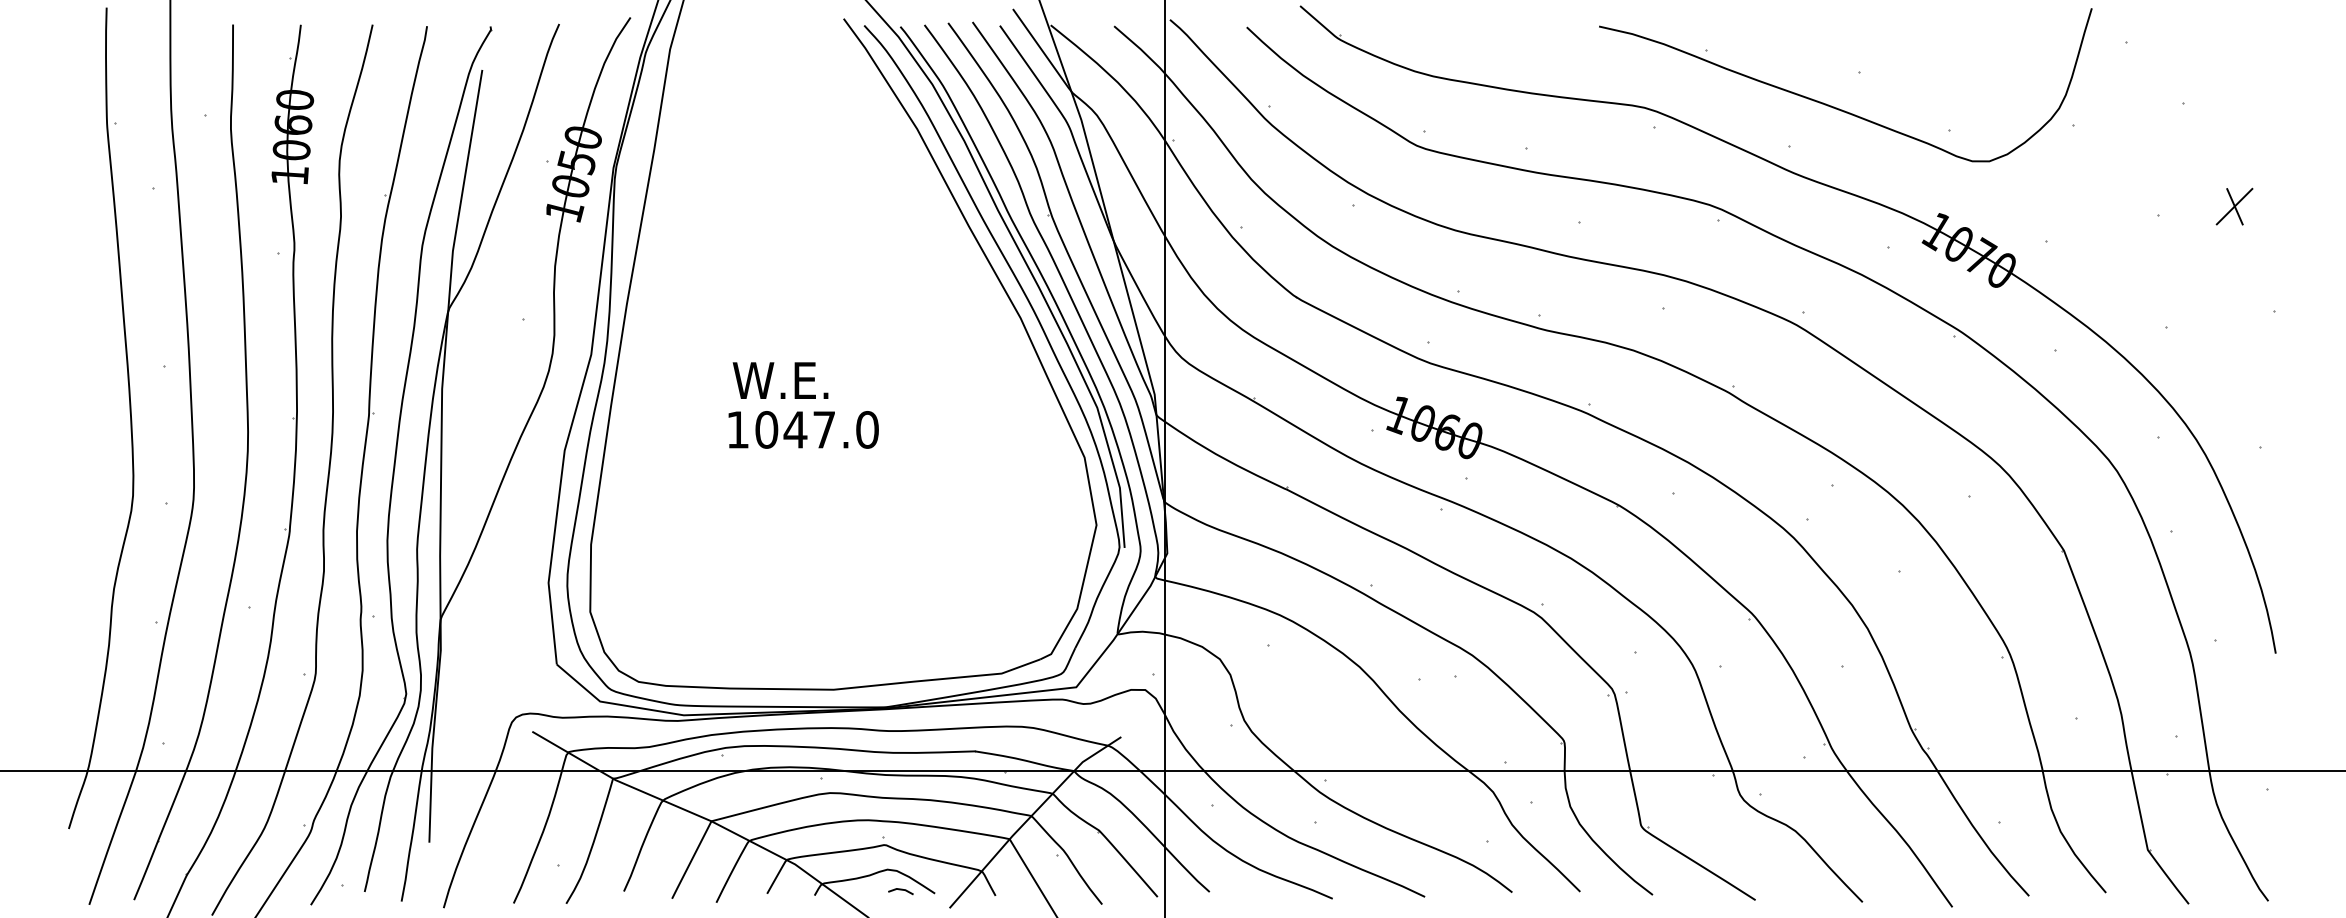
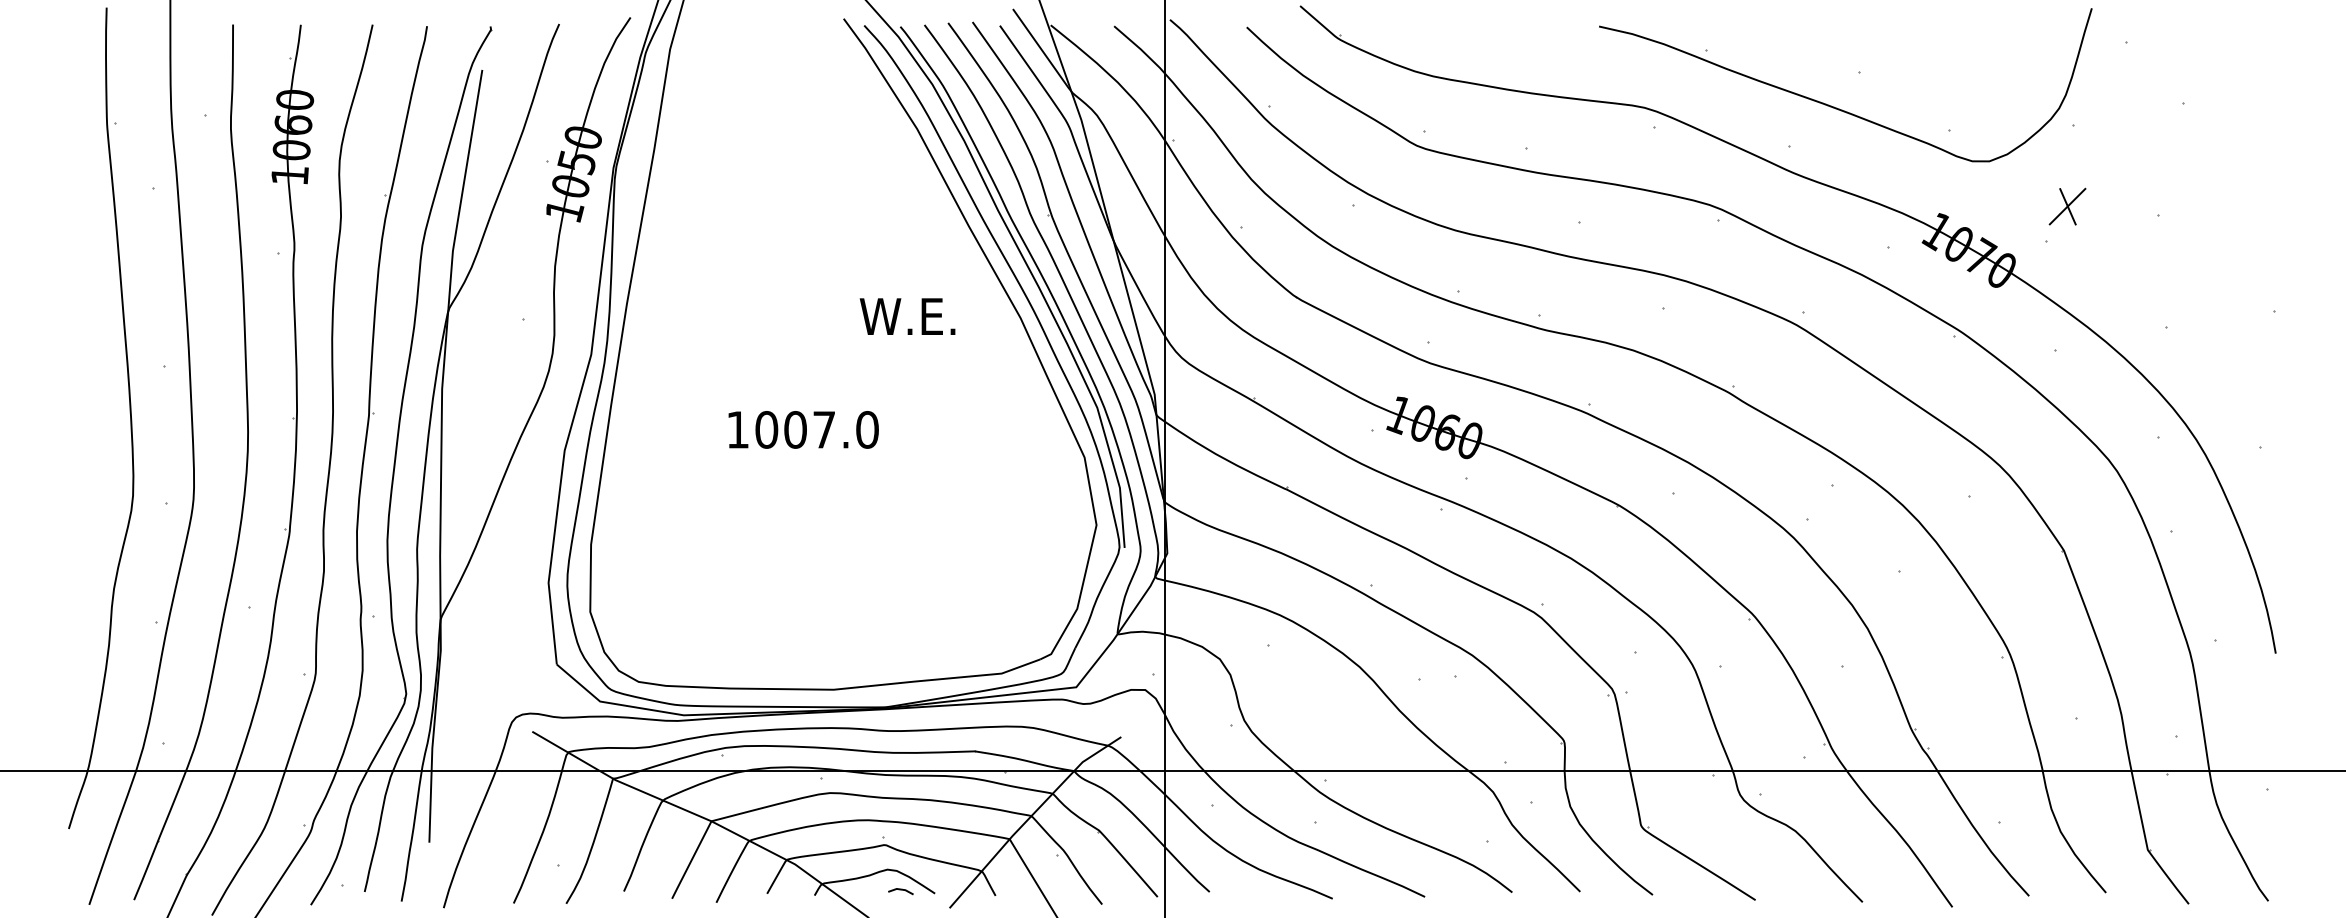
part position: (2234, 206) -> (2067, 206) (2067, 206)
text position: (780, 380) -> (907, 316) (907, 316)
text: 1047.0 -> 1007.0 (795, 429)
